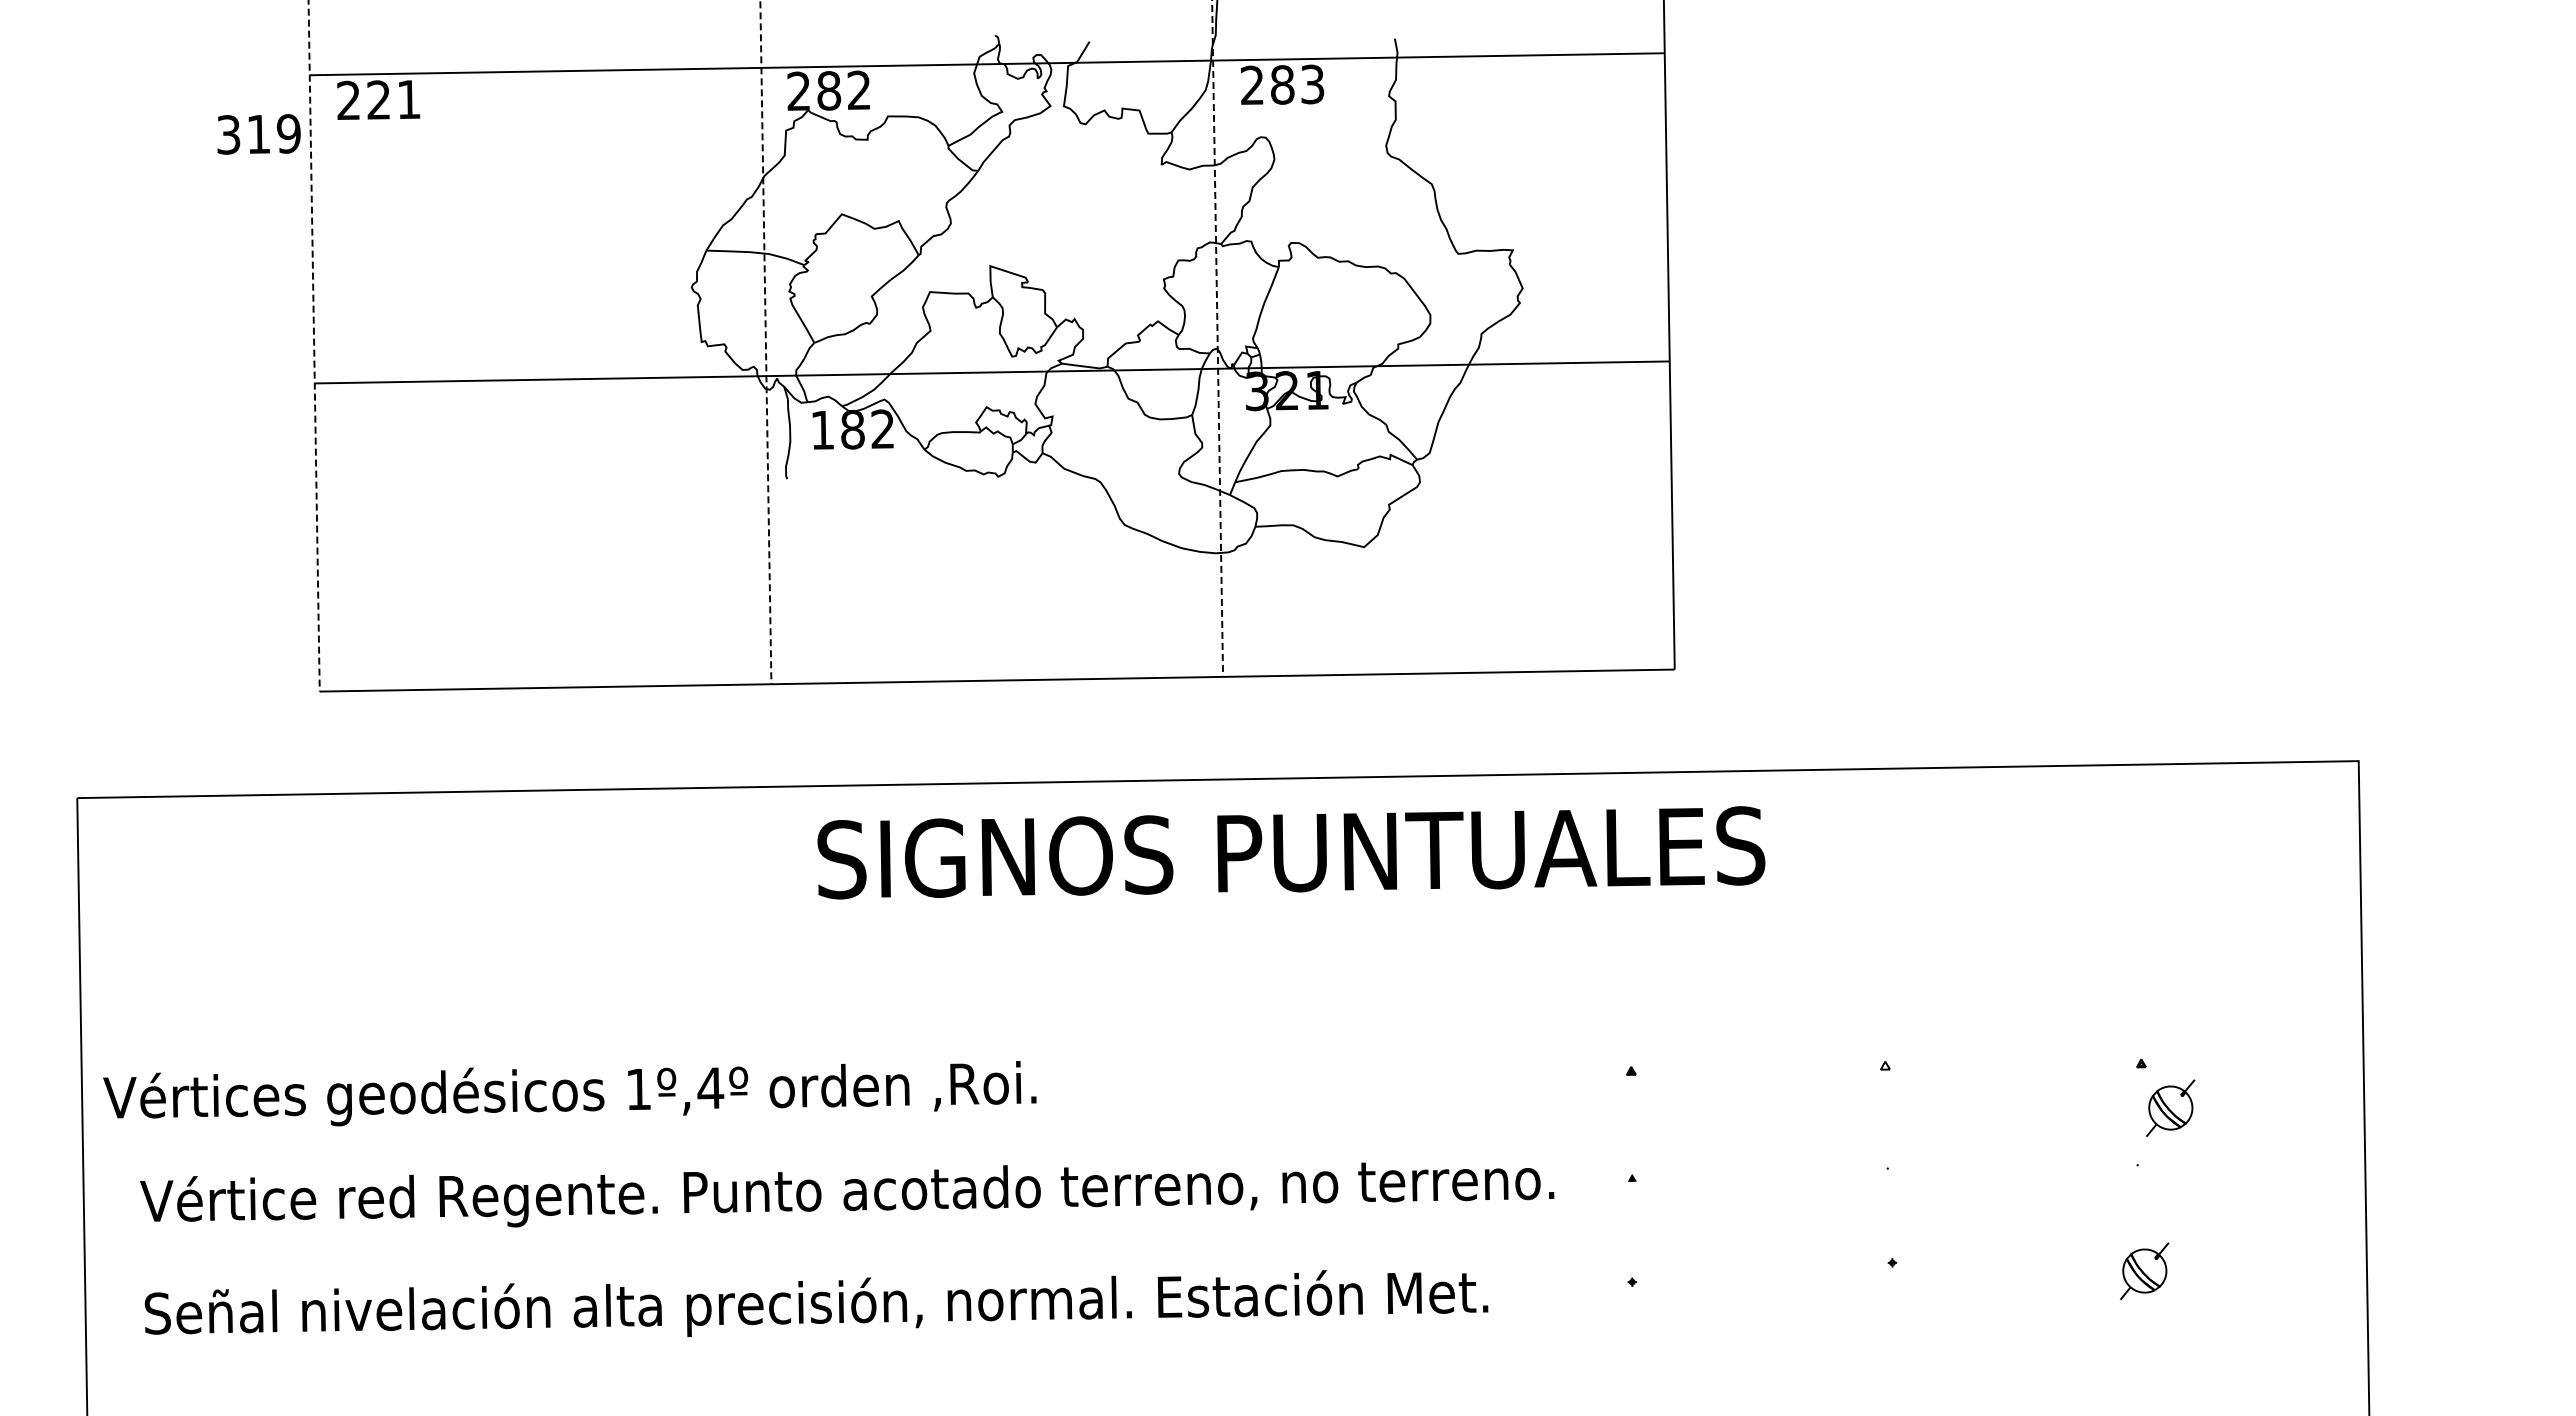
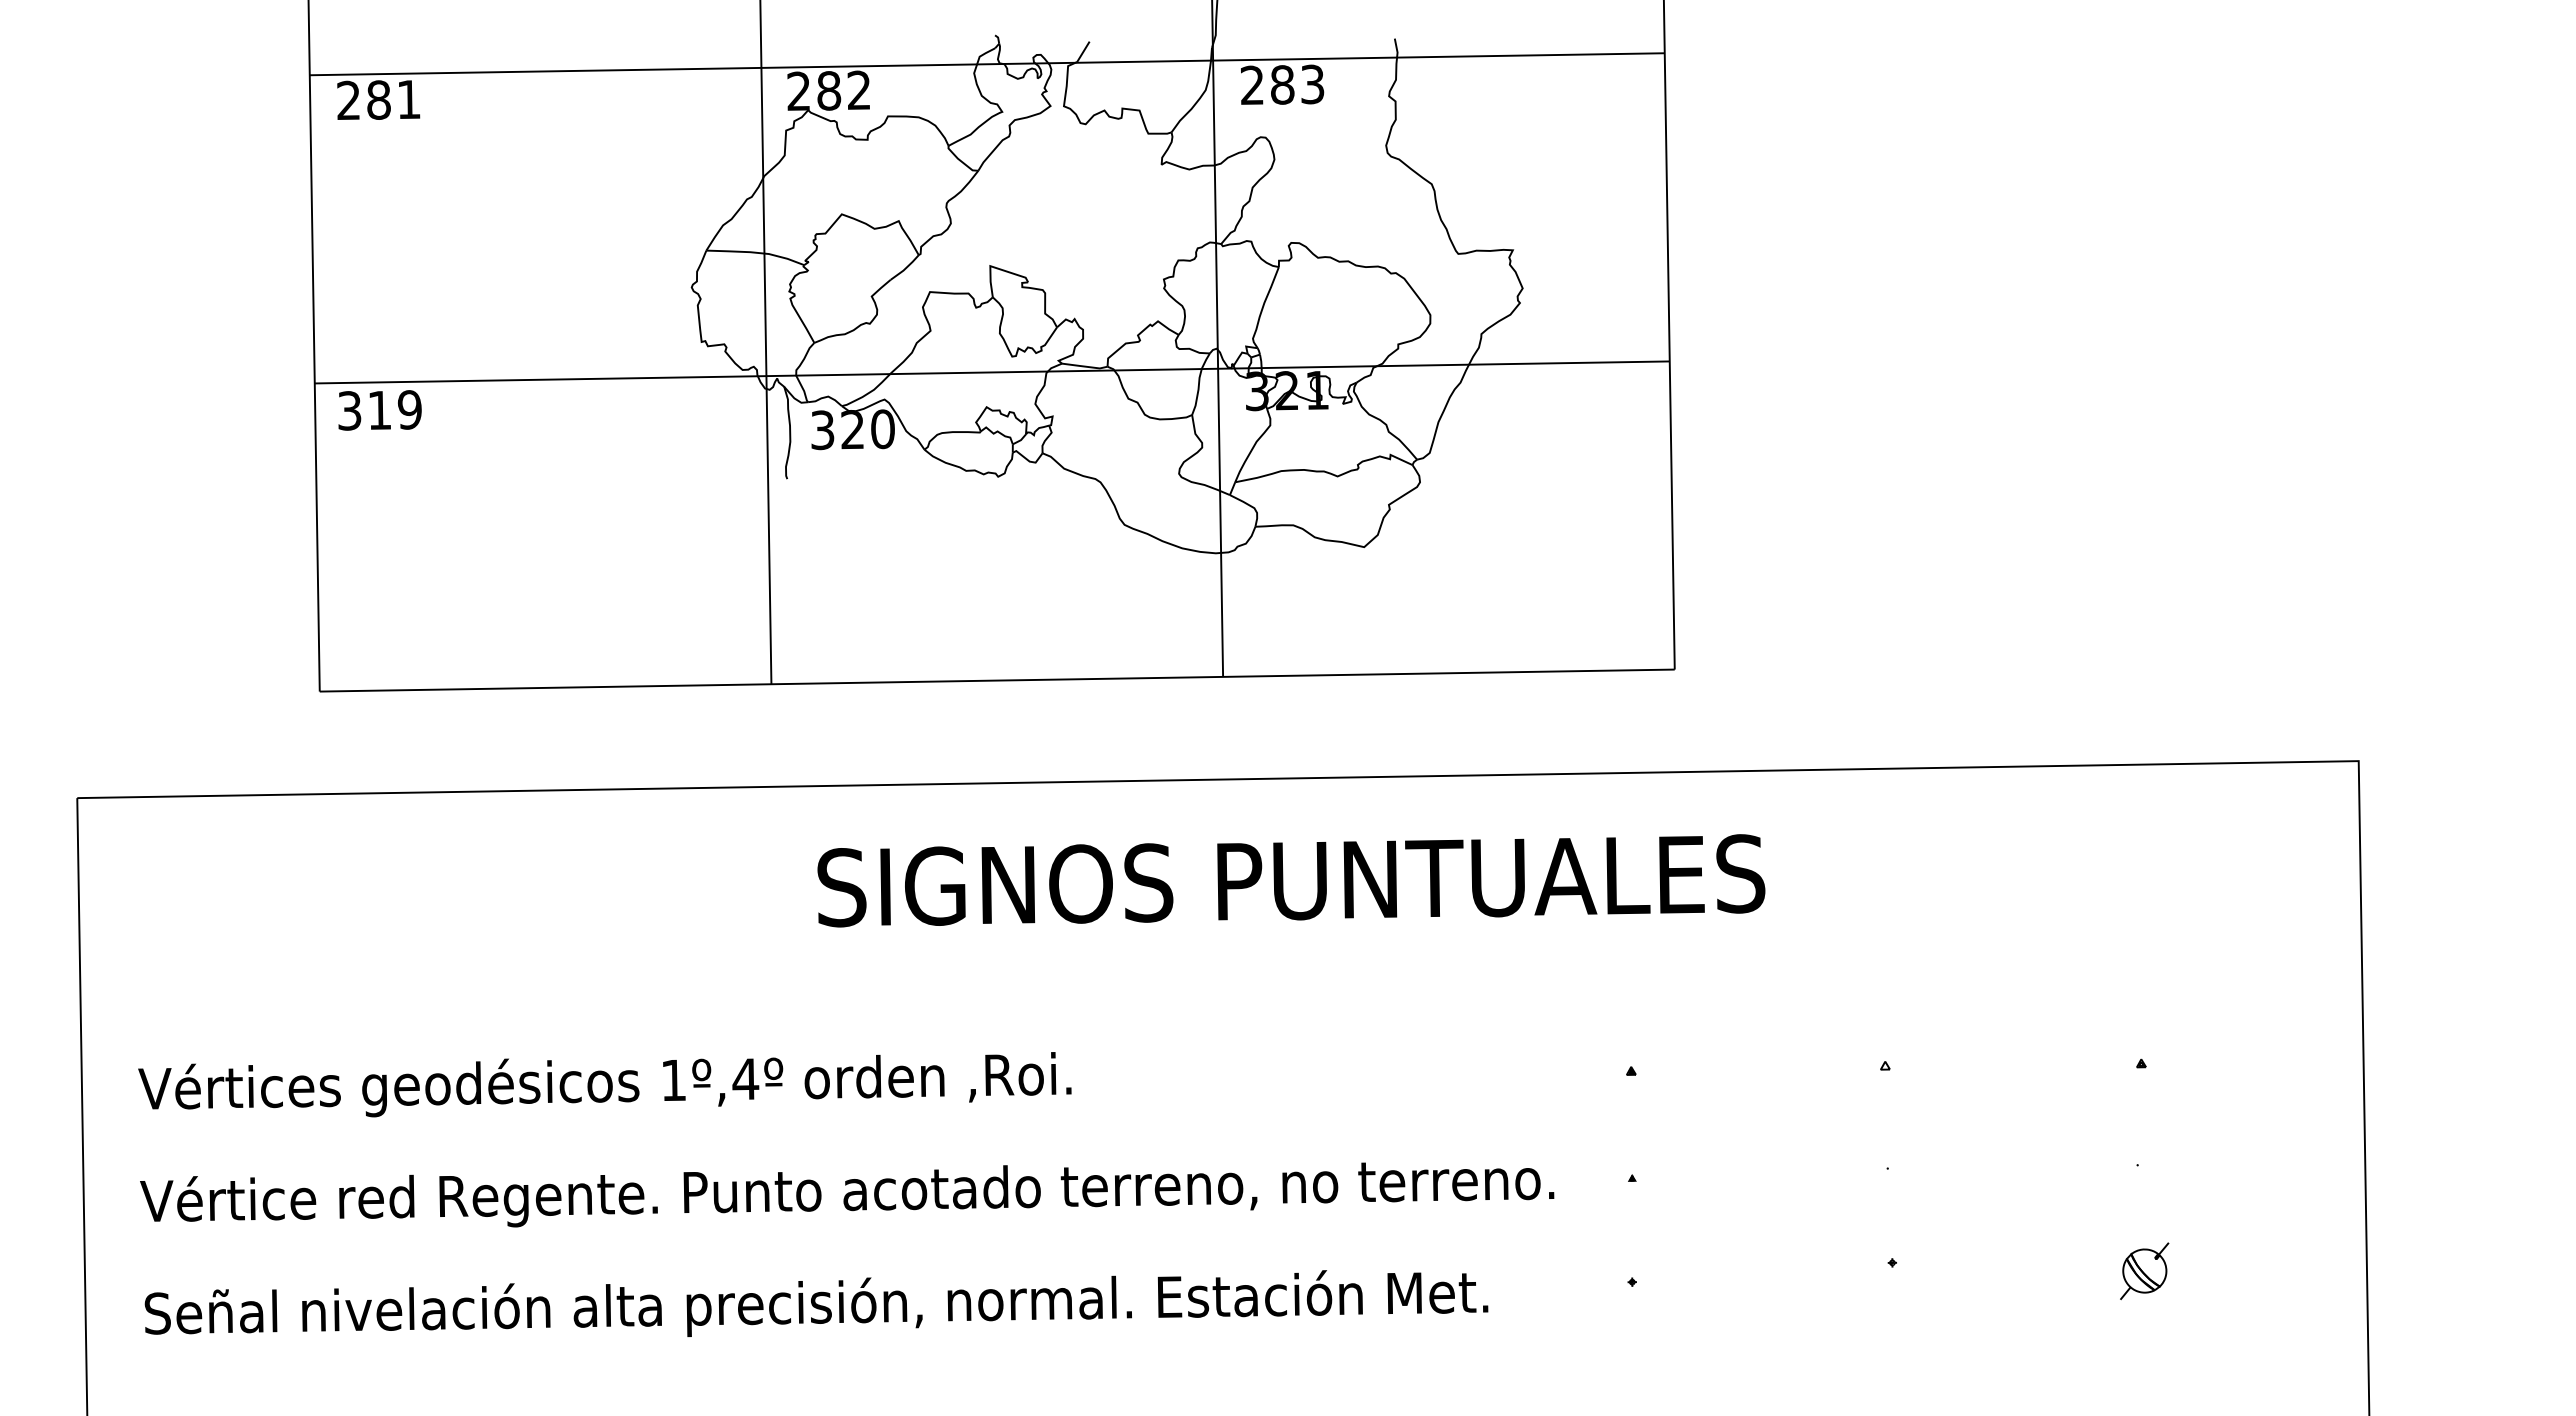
text: 221 -> 281 (378, 99)
text position: (258, 134) -> (379, 410) (379, 410)
line: dashed -> solid (1217, 339)
line: dashed -> solid (765, 342)
line: dashed -> solid (314, 346)
text: 182 -> 320 (852, 429)
text position: (1291, 852) -> (1291, 880) (1291, 880)
text position: (569, 1093) -> (604, 1084) (604, 1084)
part: present -> none (2170, 1108)
